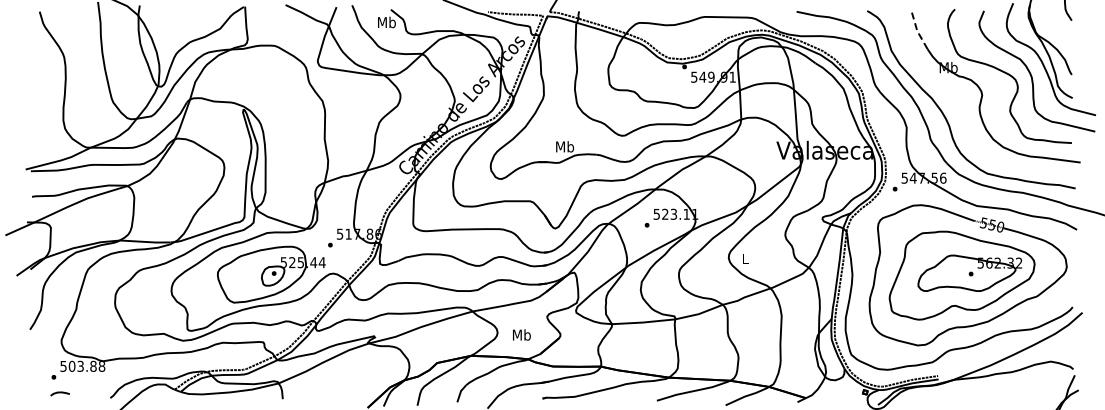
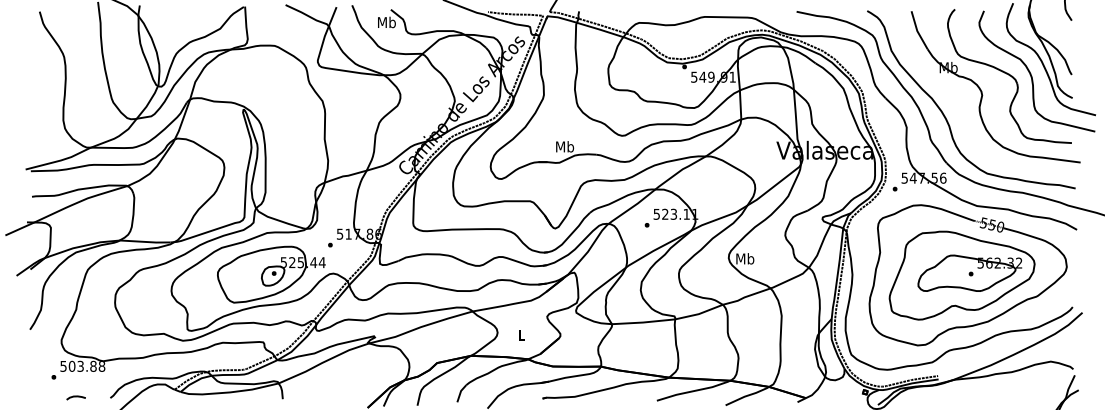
line: dashed -> solid (917, 31)
text: L -> Mb (745, 258)
text: Mb -> L (521, 334)
curve position: (59, 393) -> (75, 397) (75, 397)
